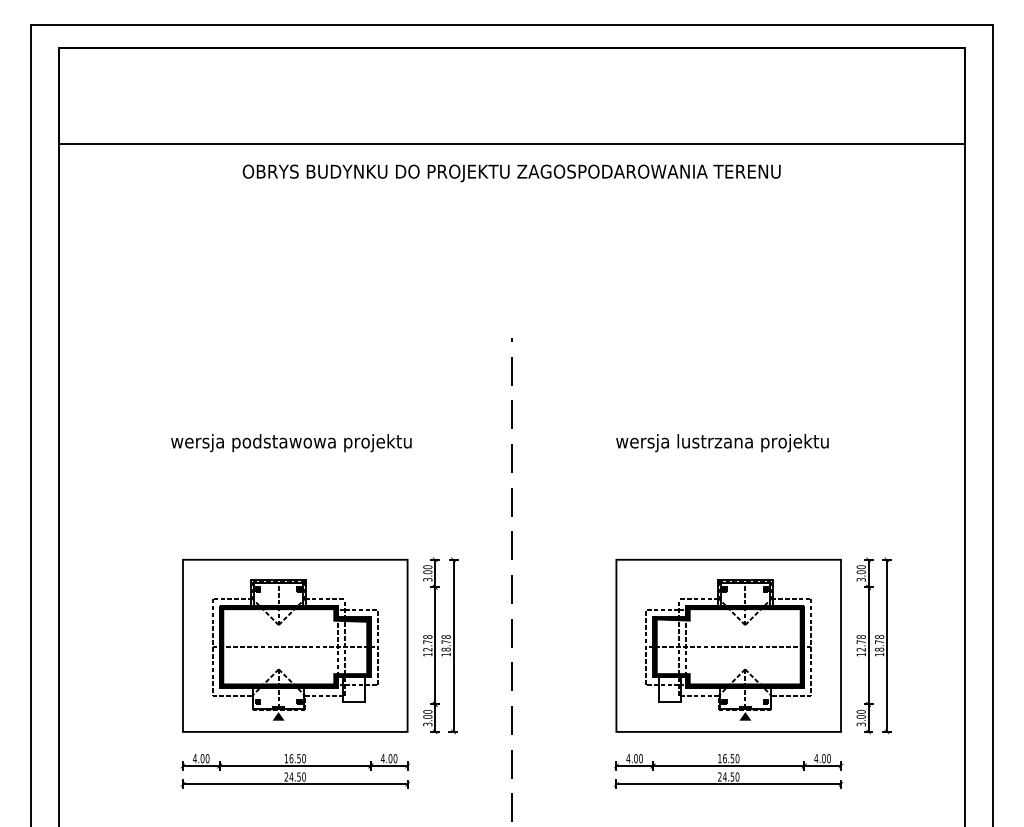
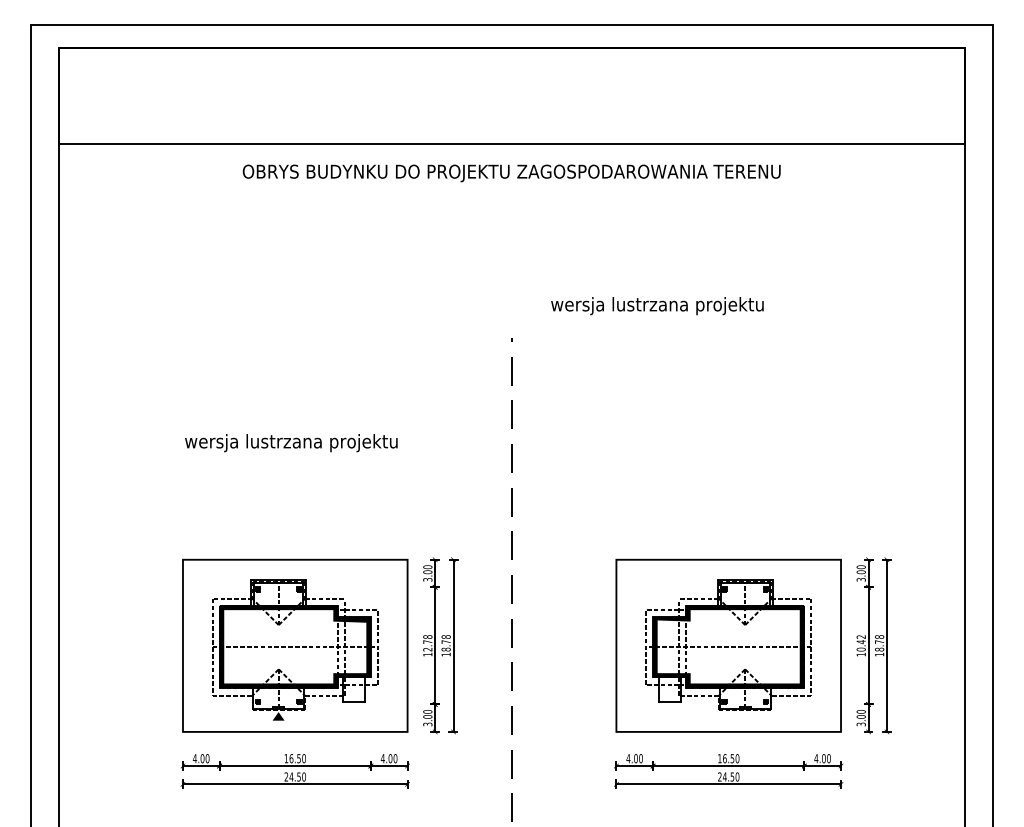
text: wersja podstawowa projektu -> wersja lustrzana projektu (291, 443)
text position: (722, 443) -> (657, 306) (657, 306)
text: 12.78 -> 10.42 (860, 643)
fill: present -> none (745, 716)
